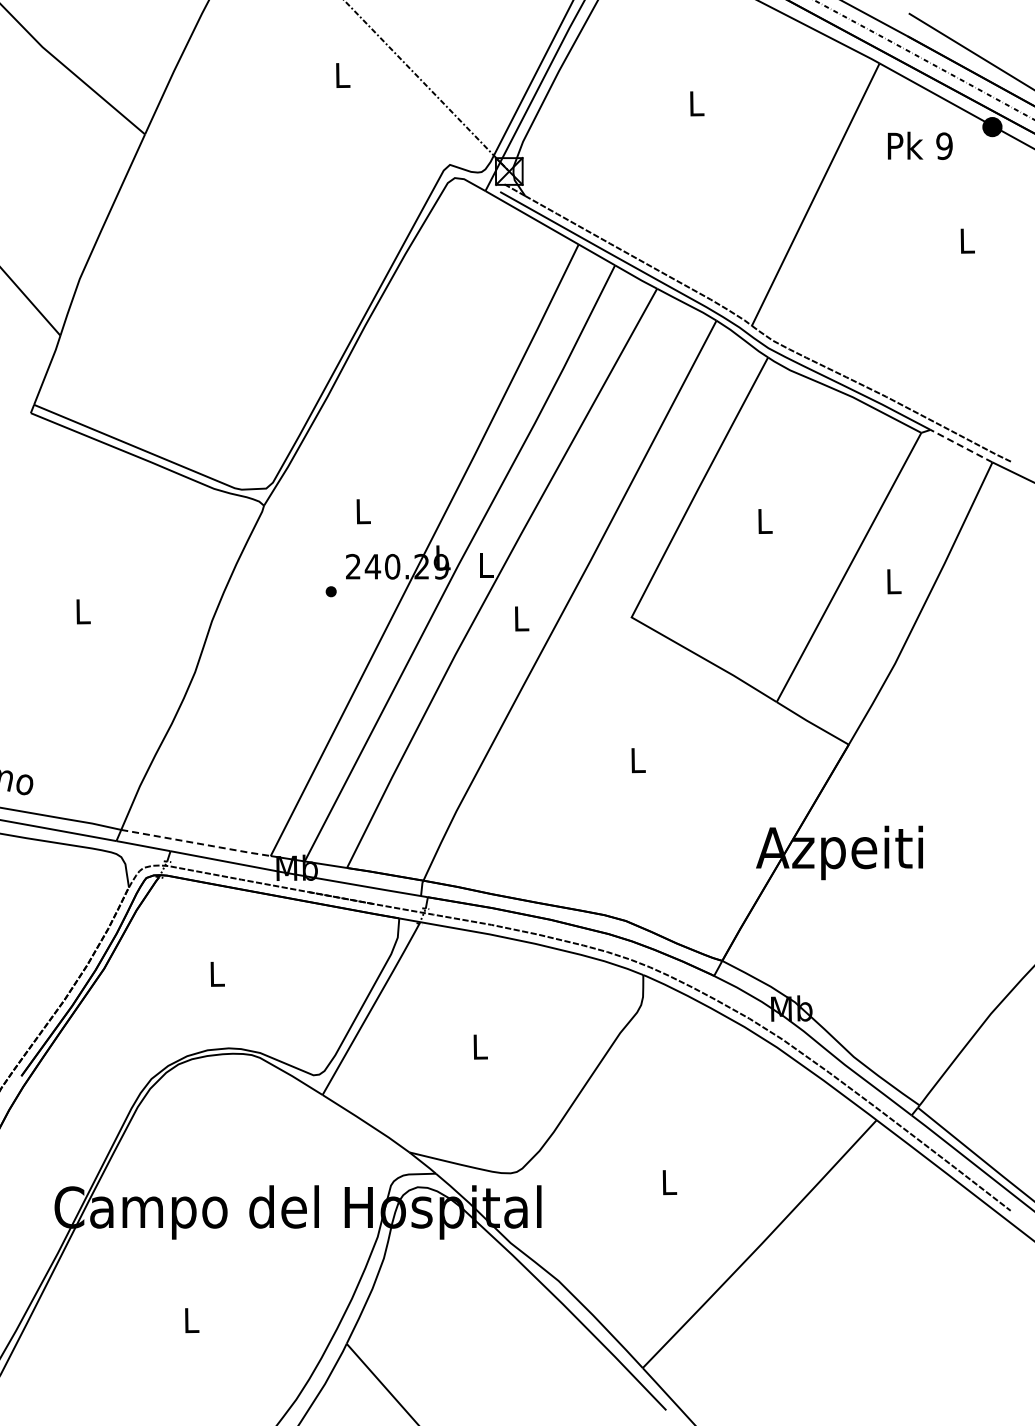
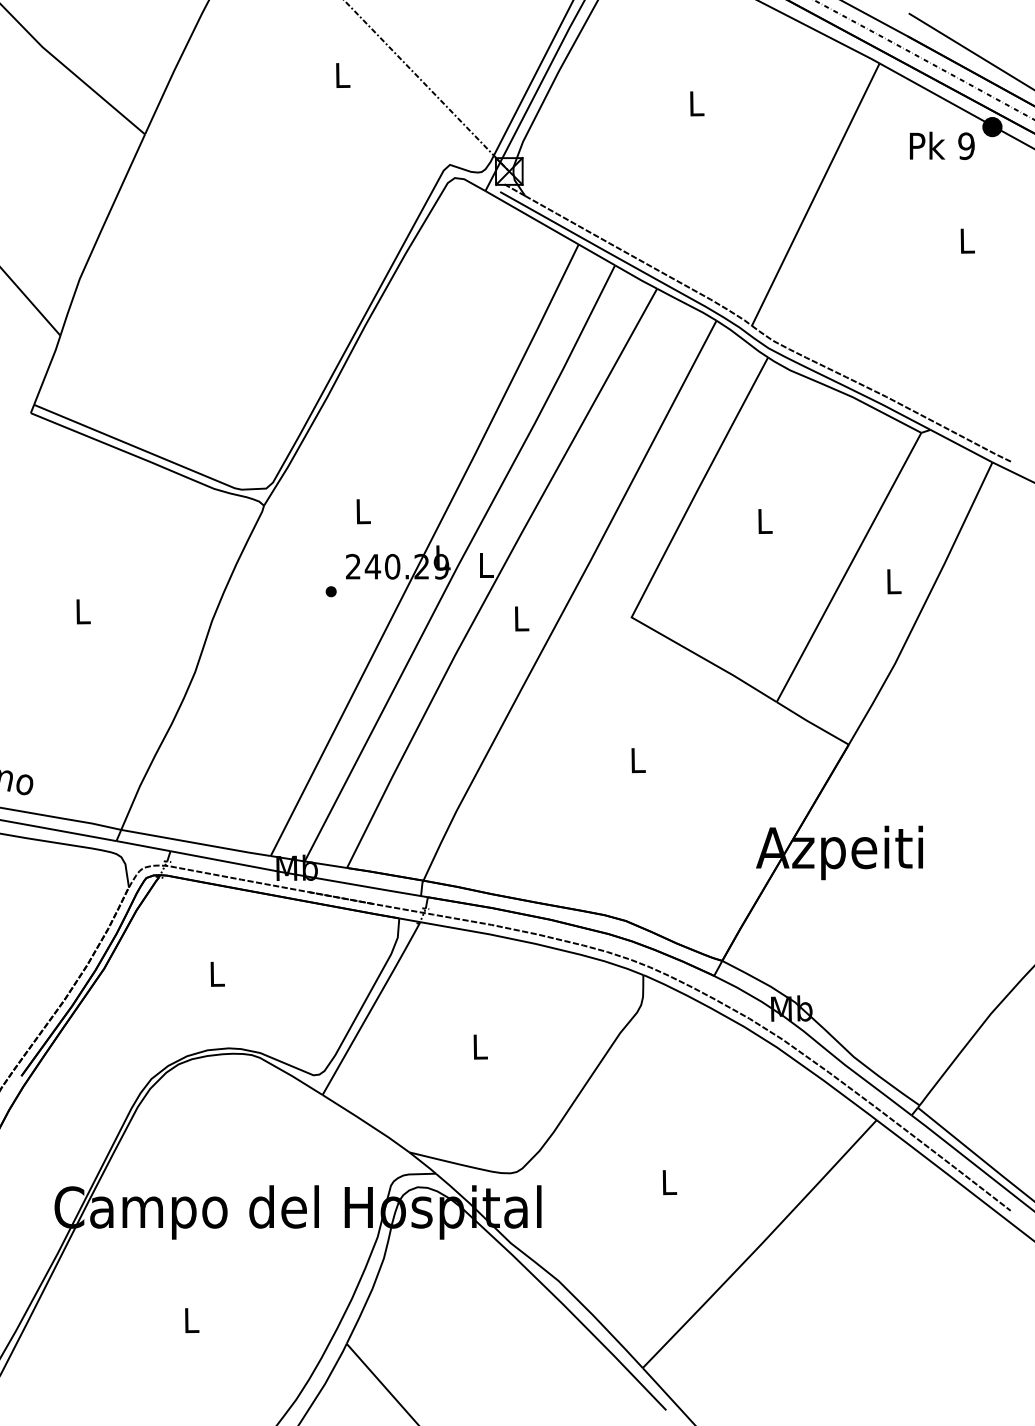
text position: (920, 145) -> (942, 145) (942, 145)
line: dashed -> solid (961, 446)
line: dashed -> solid (196, 843)
